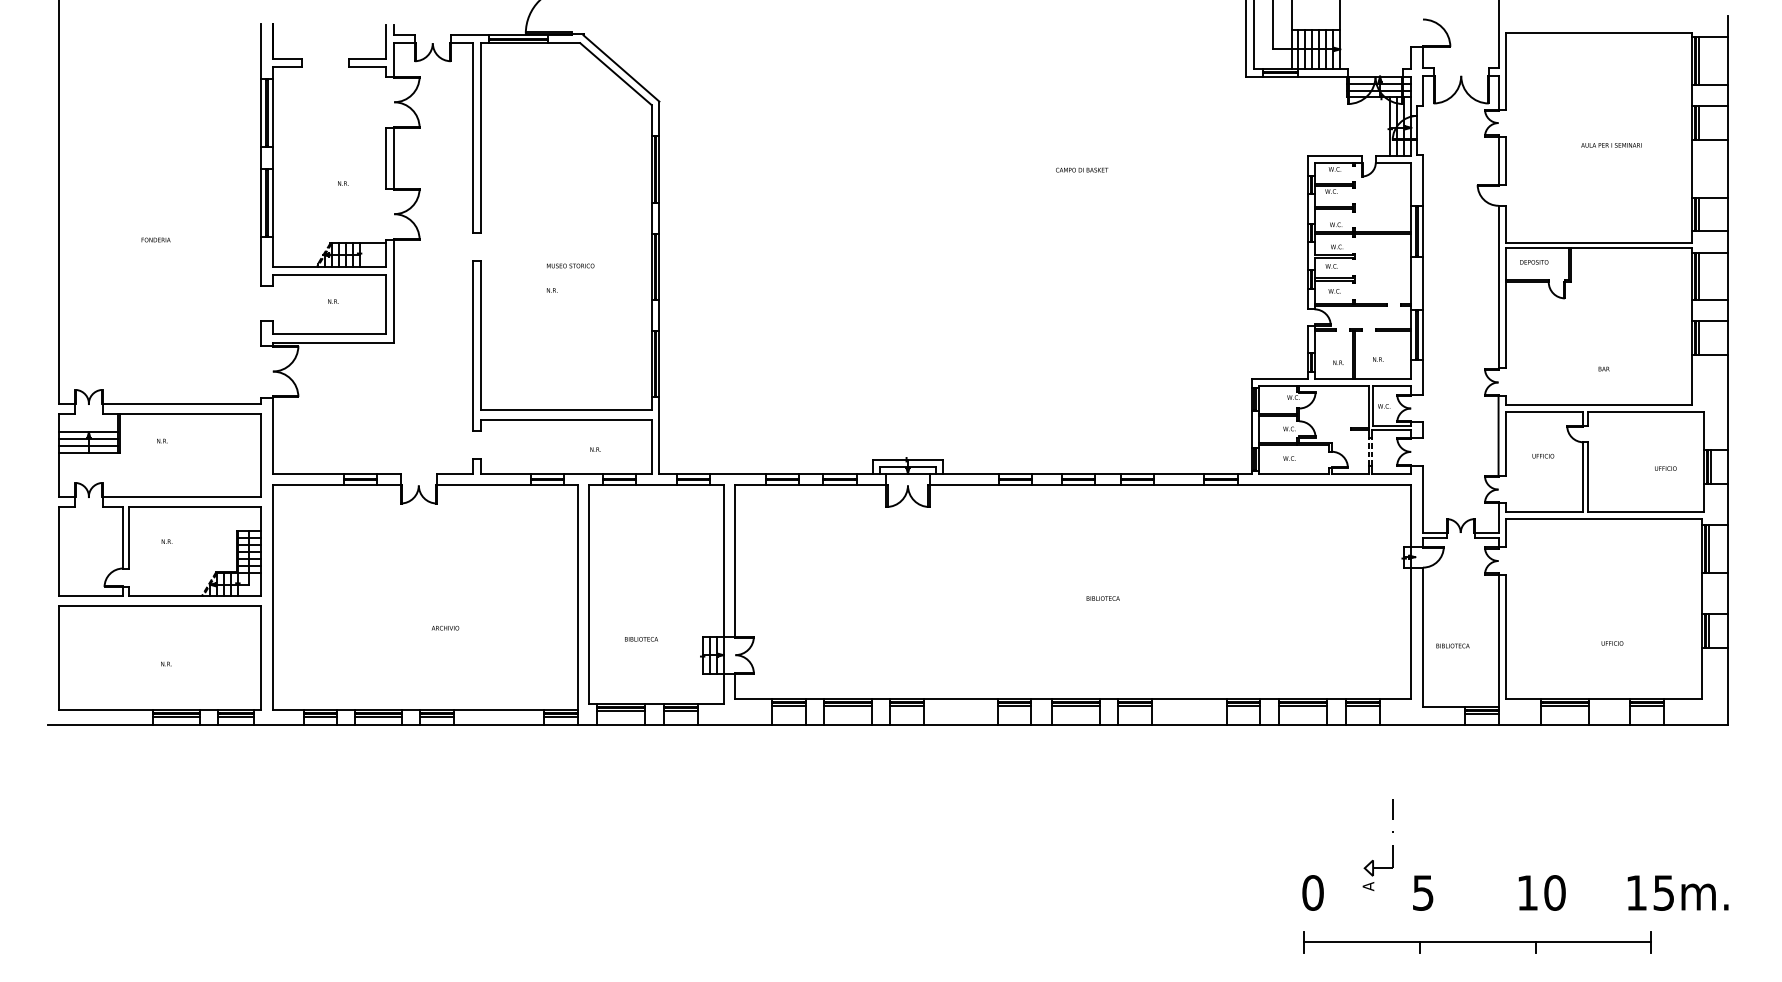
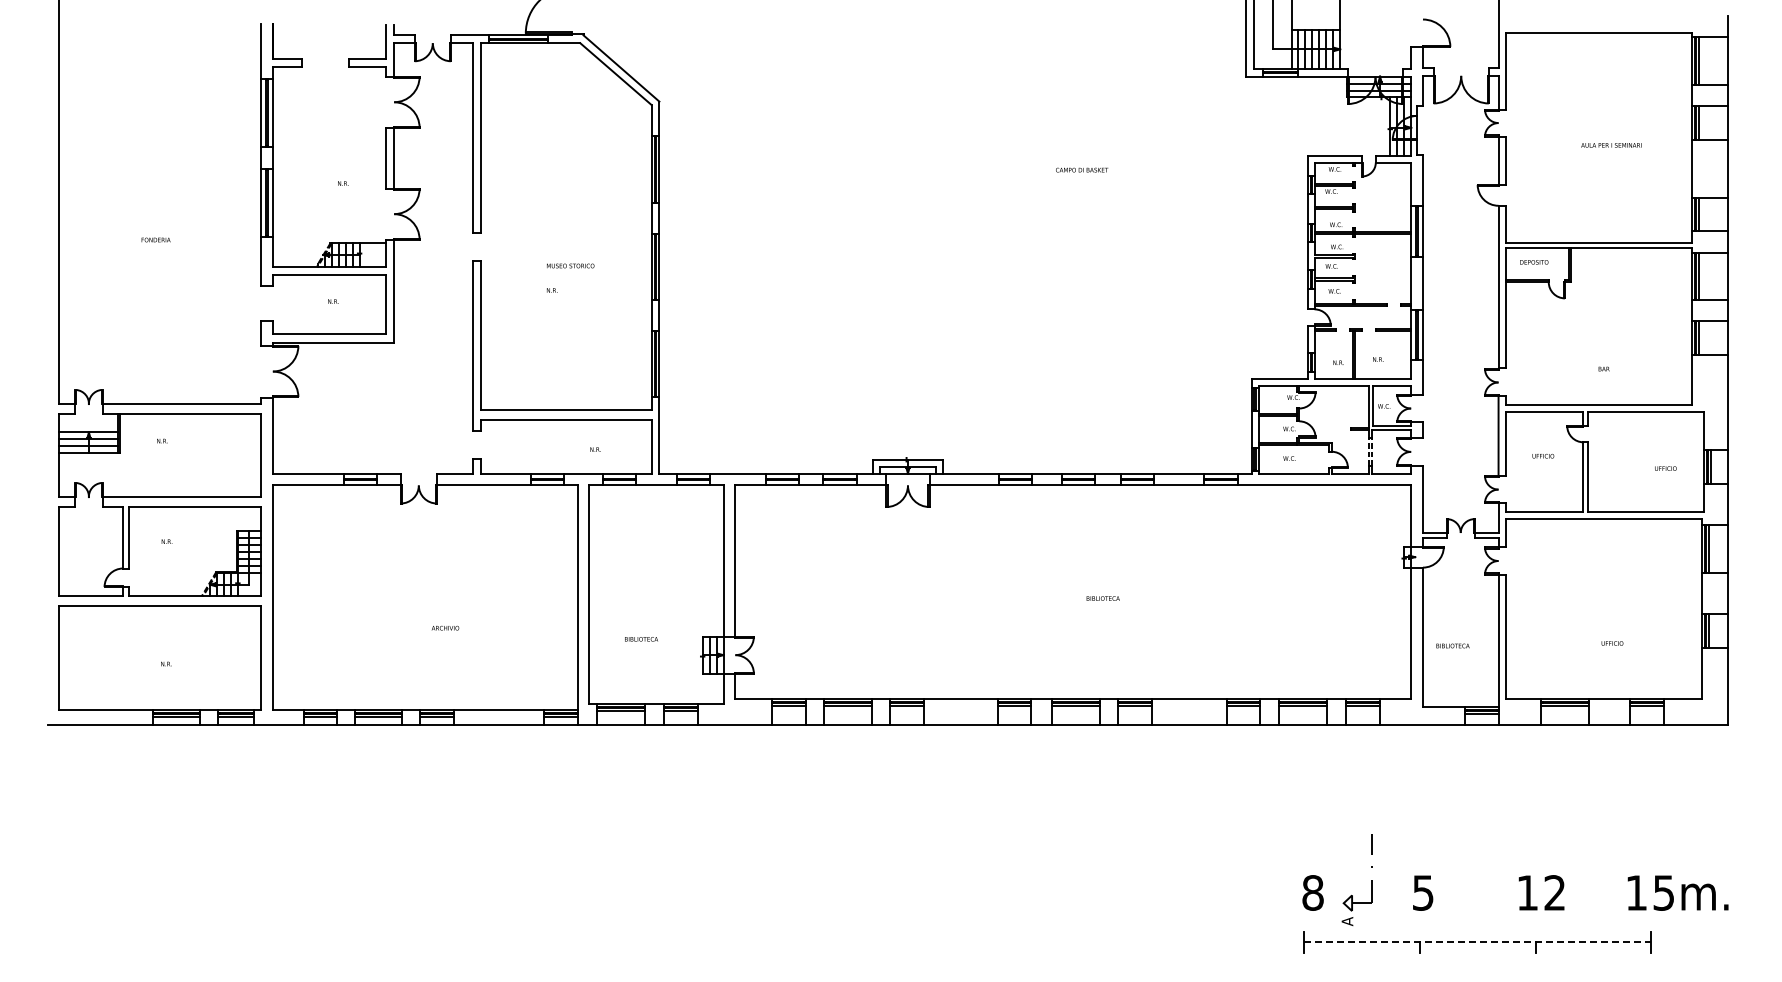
part position: (1392, 845) -> (1371, 880) (1371, 880)
text: 0 -> 8 (1312, 892)
text: 10 -> 12 (1554, 892)
line: solid -> dashed (1477, 942)
